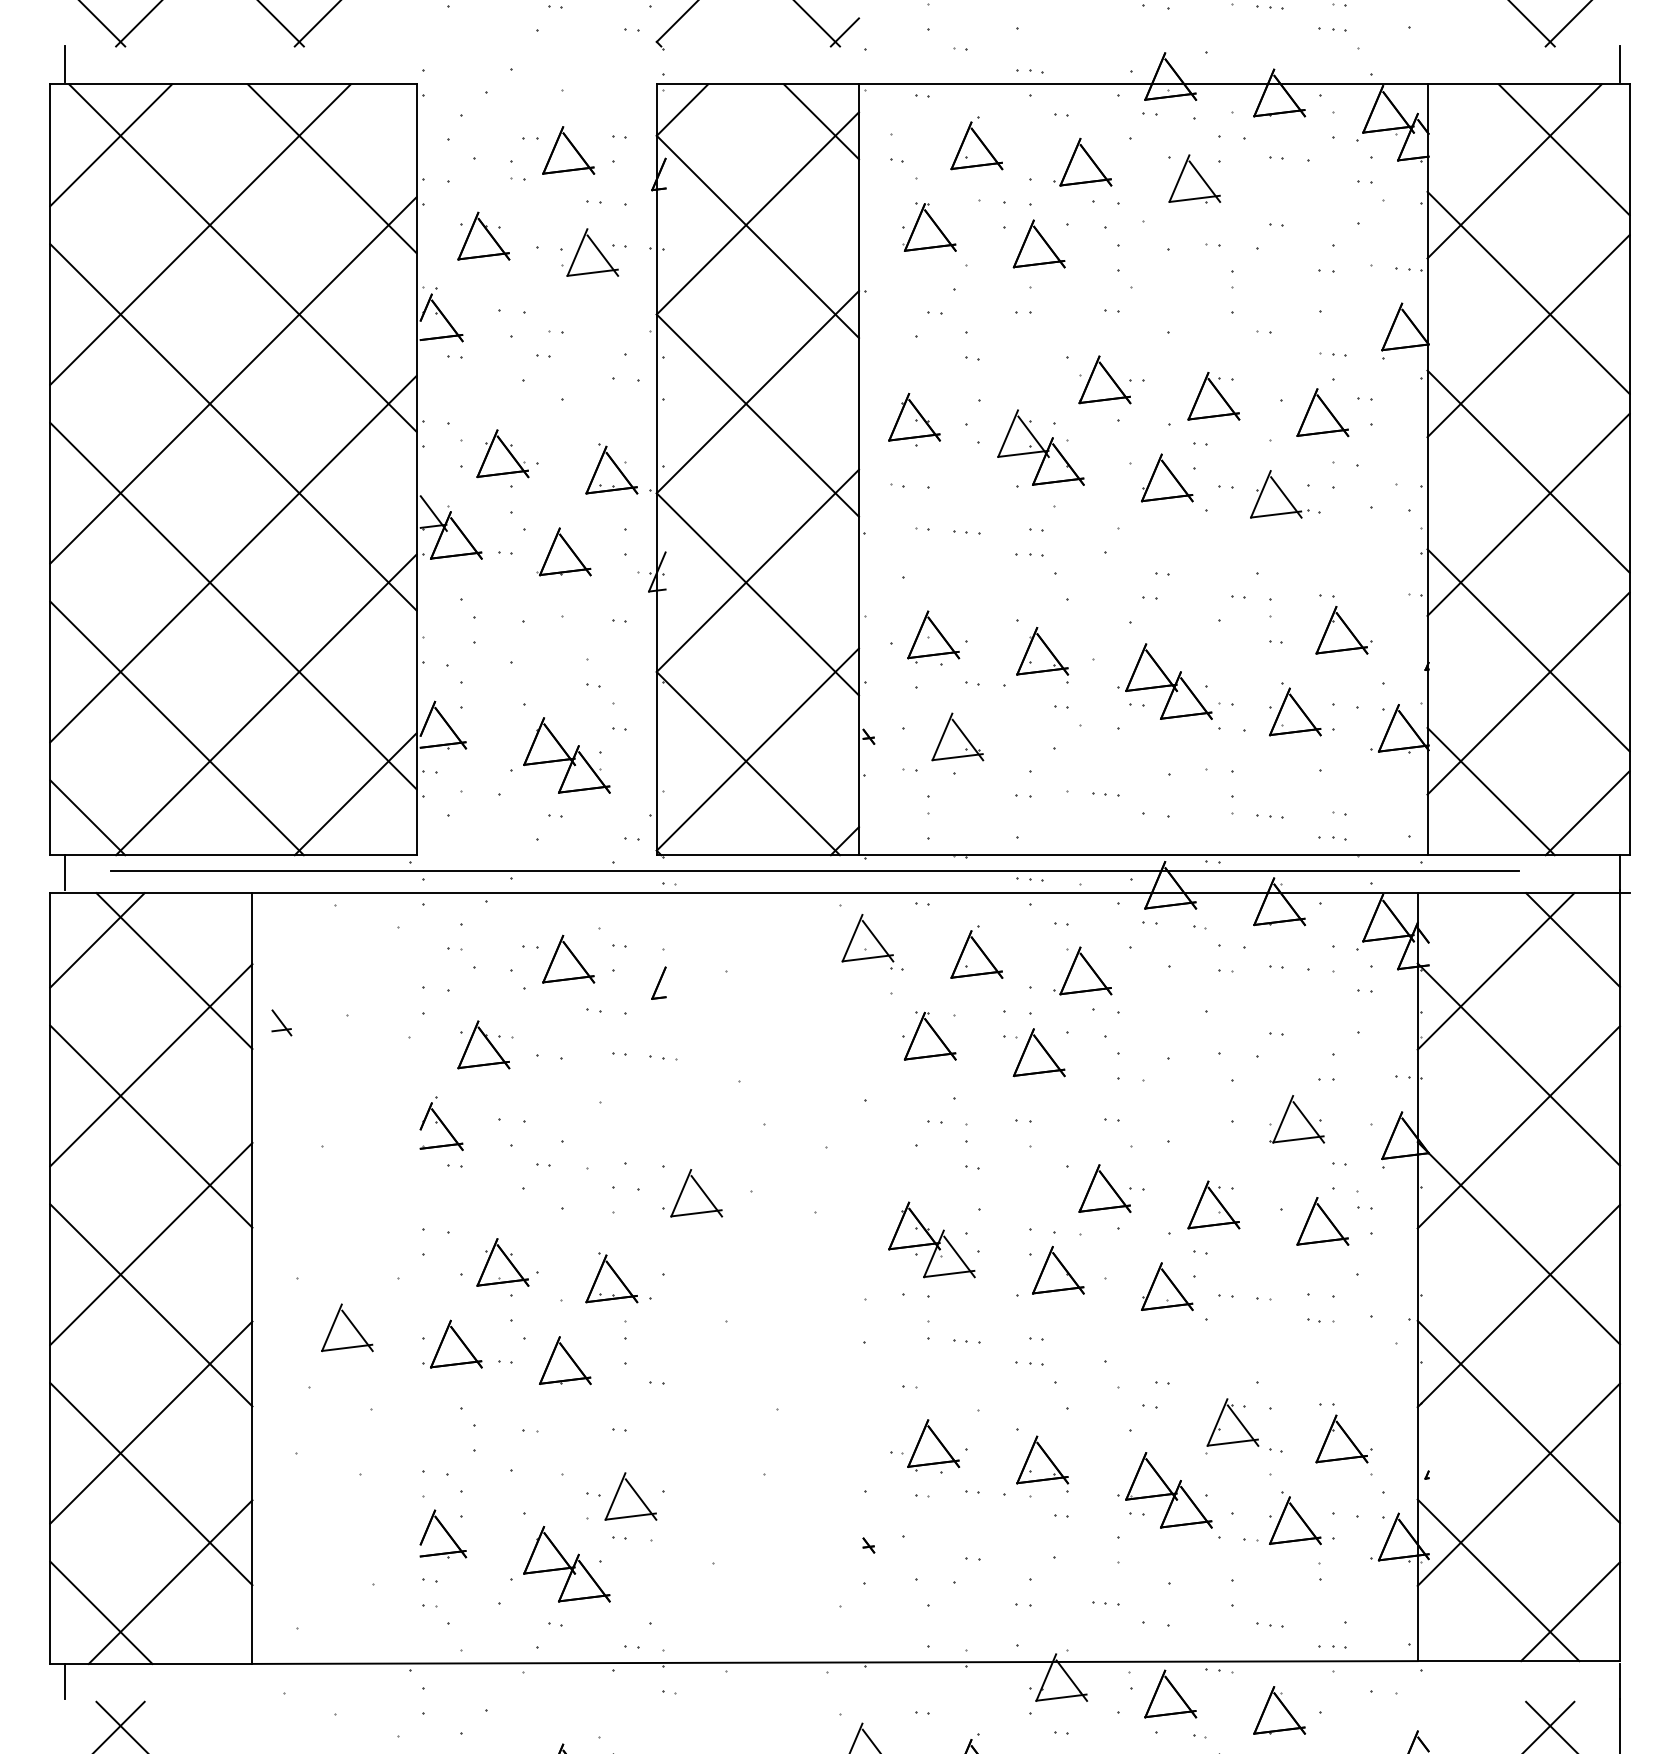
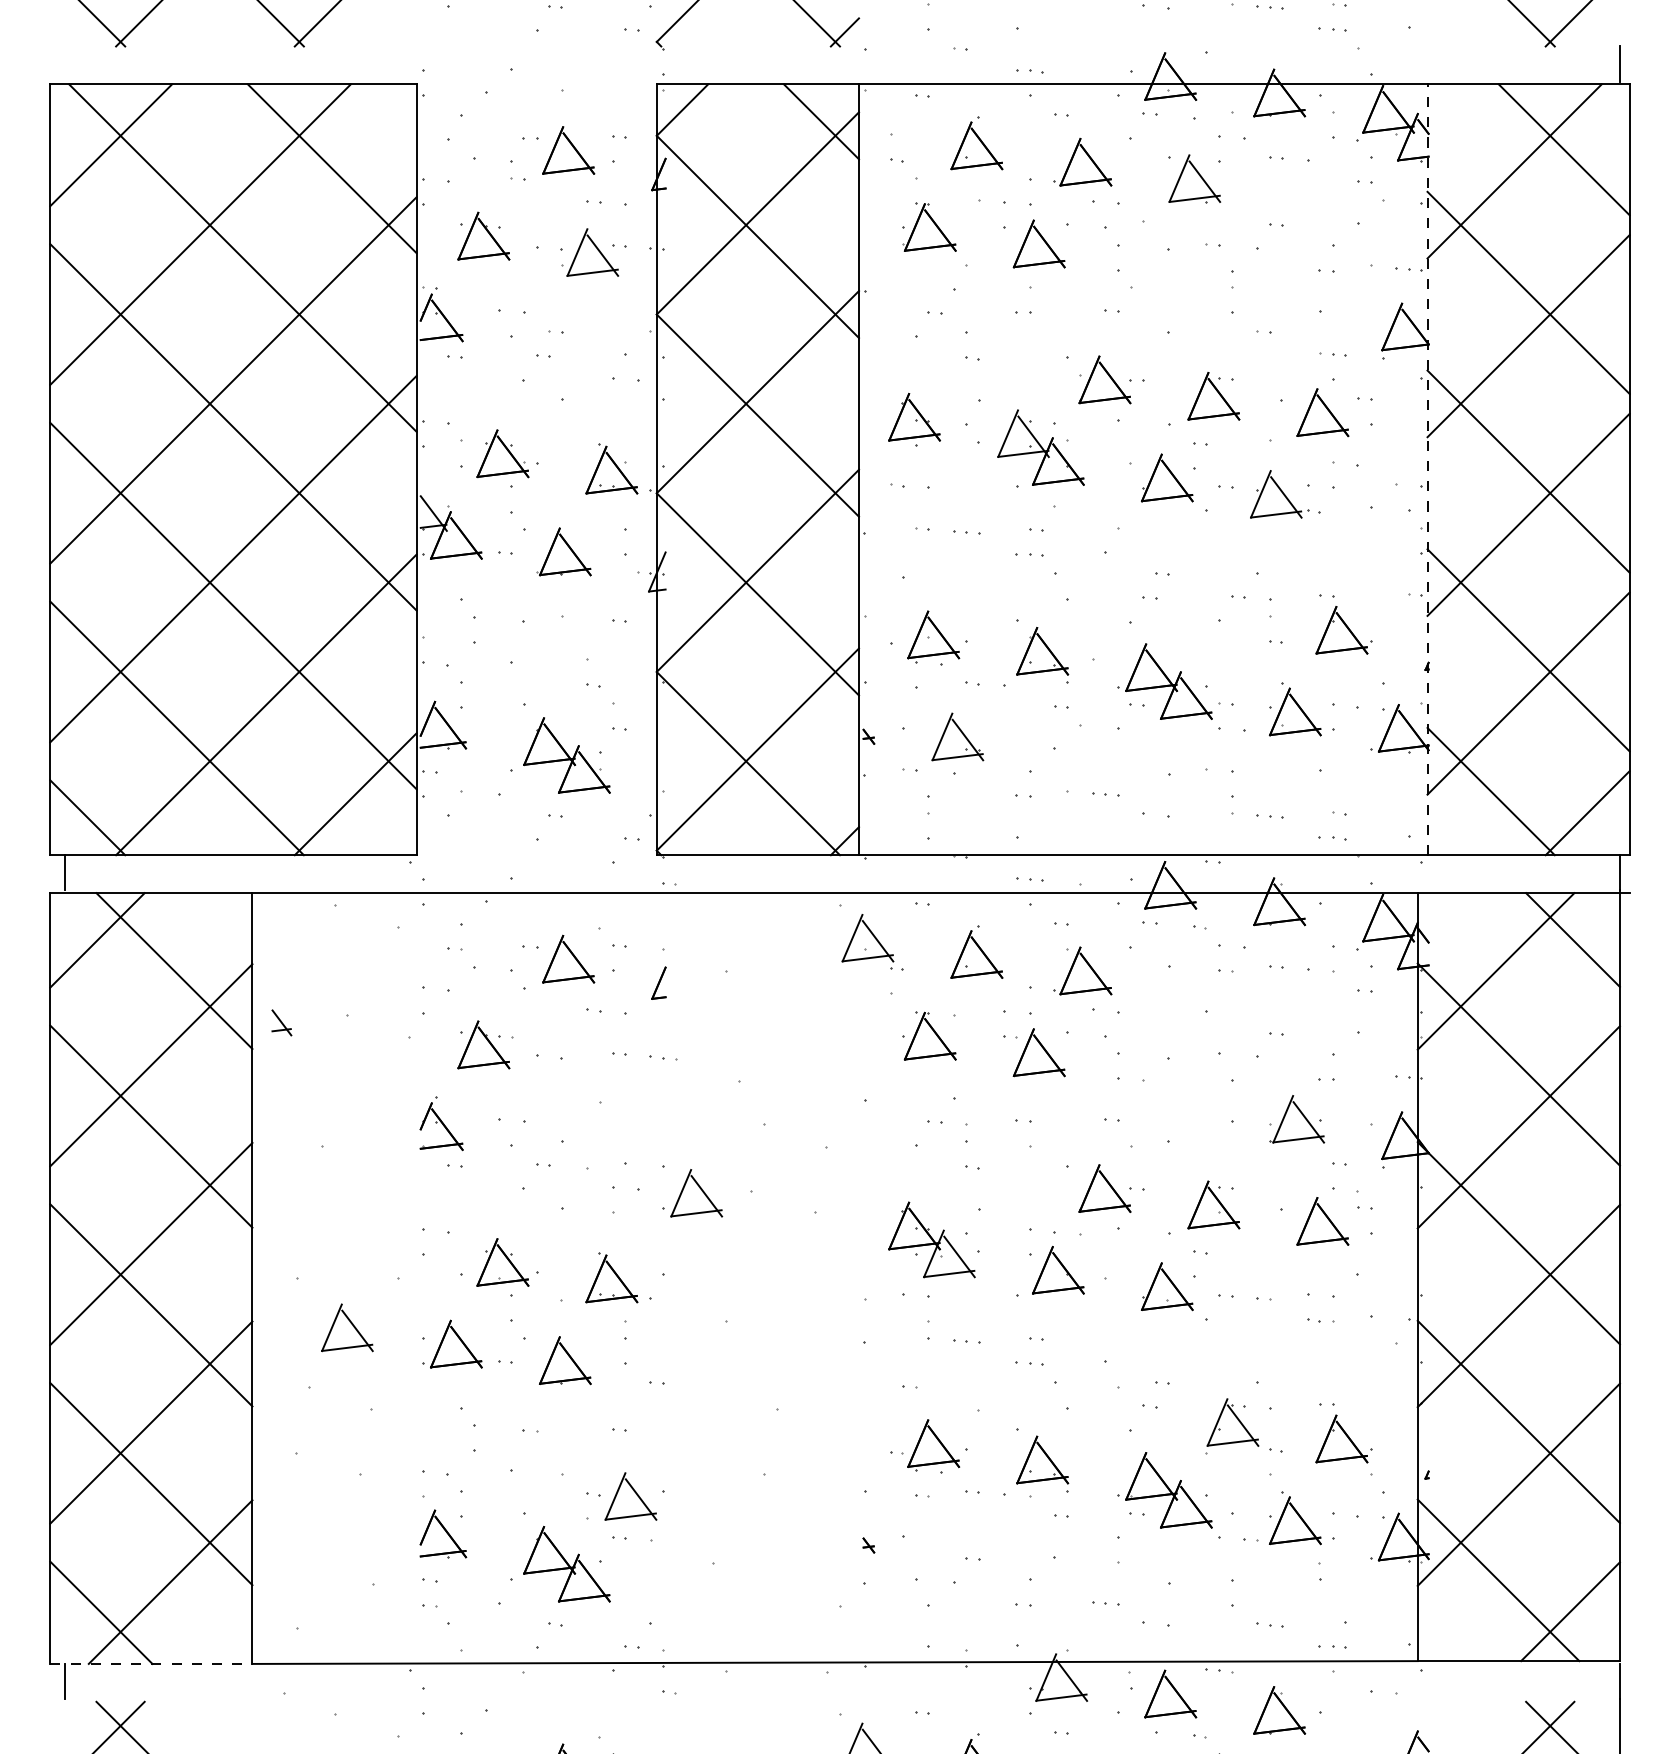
line: present -> none (64, 63)
line: solid -> dashed (1427, 469)
line: present -> none (814, 871)
line: solid -> dashed (151, 1663)
